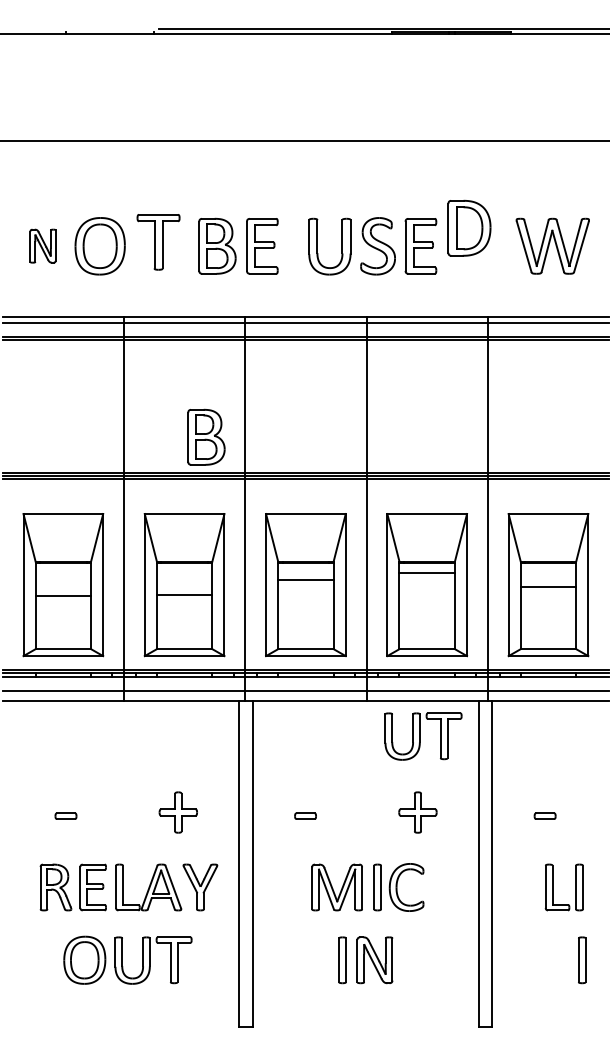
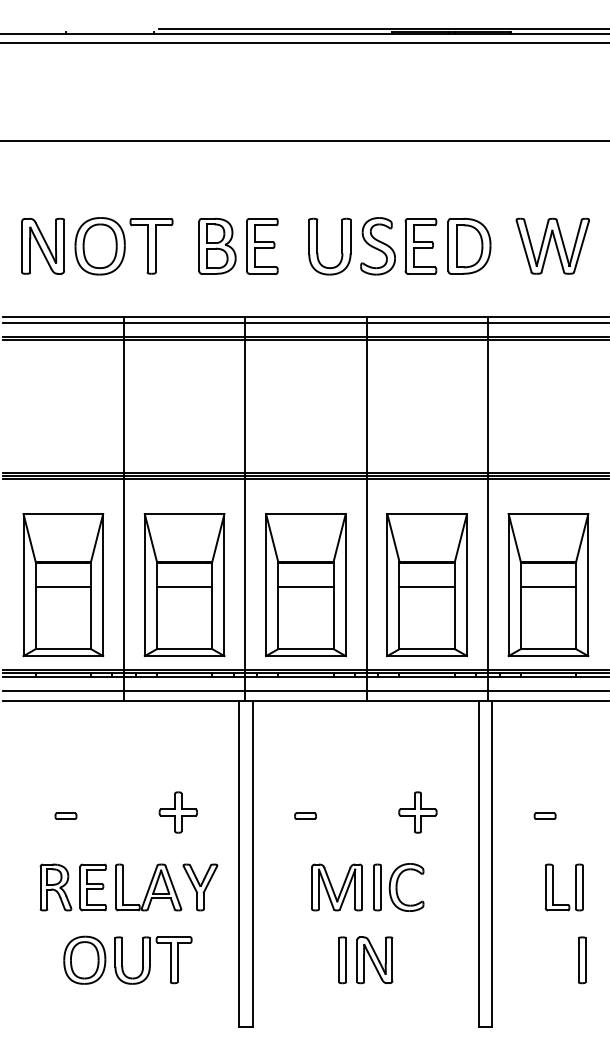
line: none -> present (304, 43)
part position: (469, 227) -> (469, 245) (469, 245)
part position: (158, 242) -> (151, 246) (151, 246)
part size: 28x36 px -> 44x58 px (42, 245)
part: present -> none (206, 436)
line position: (426, 572) -> (426, 586) (426, 586)
line position: (305, 579) -> (305, 586) (305, 586)
line position: (184, 594) -> (184, 586) (184, 586)
line position: (63, 595) -> (63, 586) (63, 586)
part: present -> none (423, 736)
